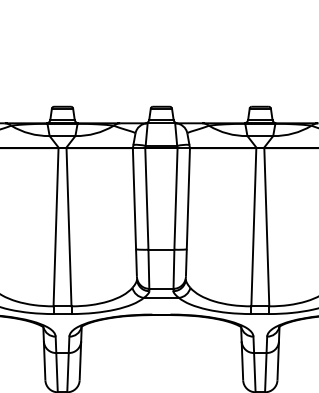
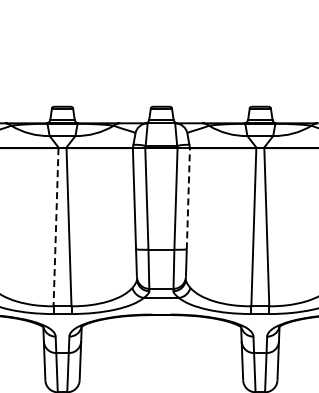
line: solid -> dashed (188, 198)
line: solid -> dashed (56, 227)
